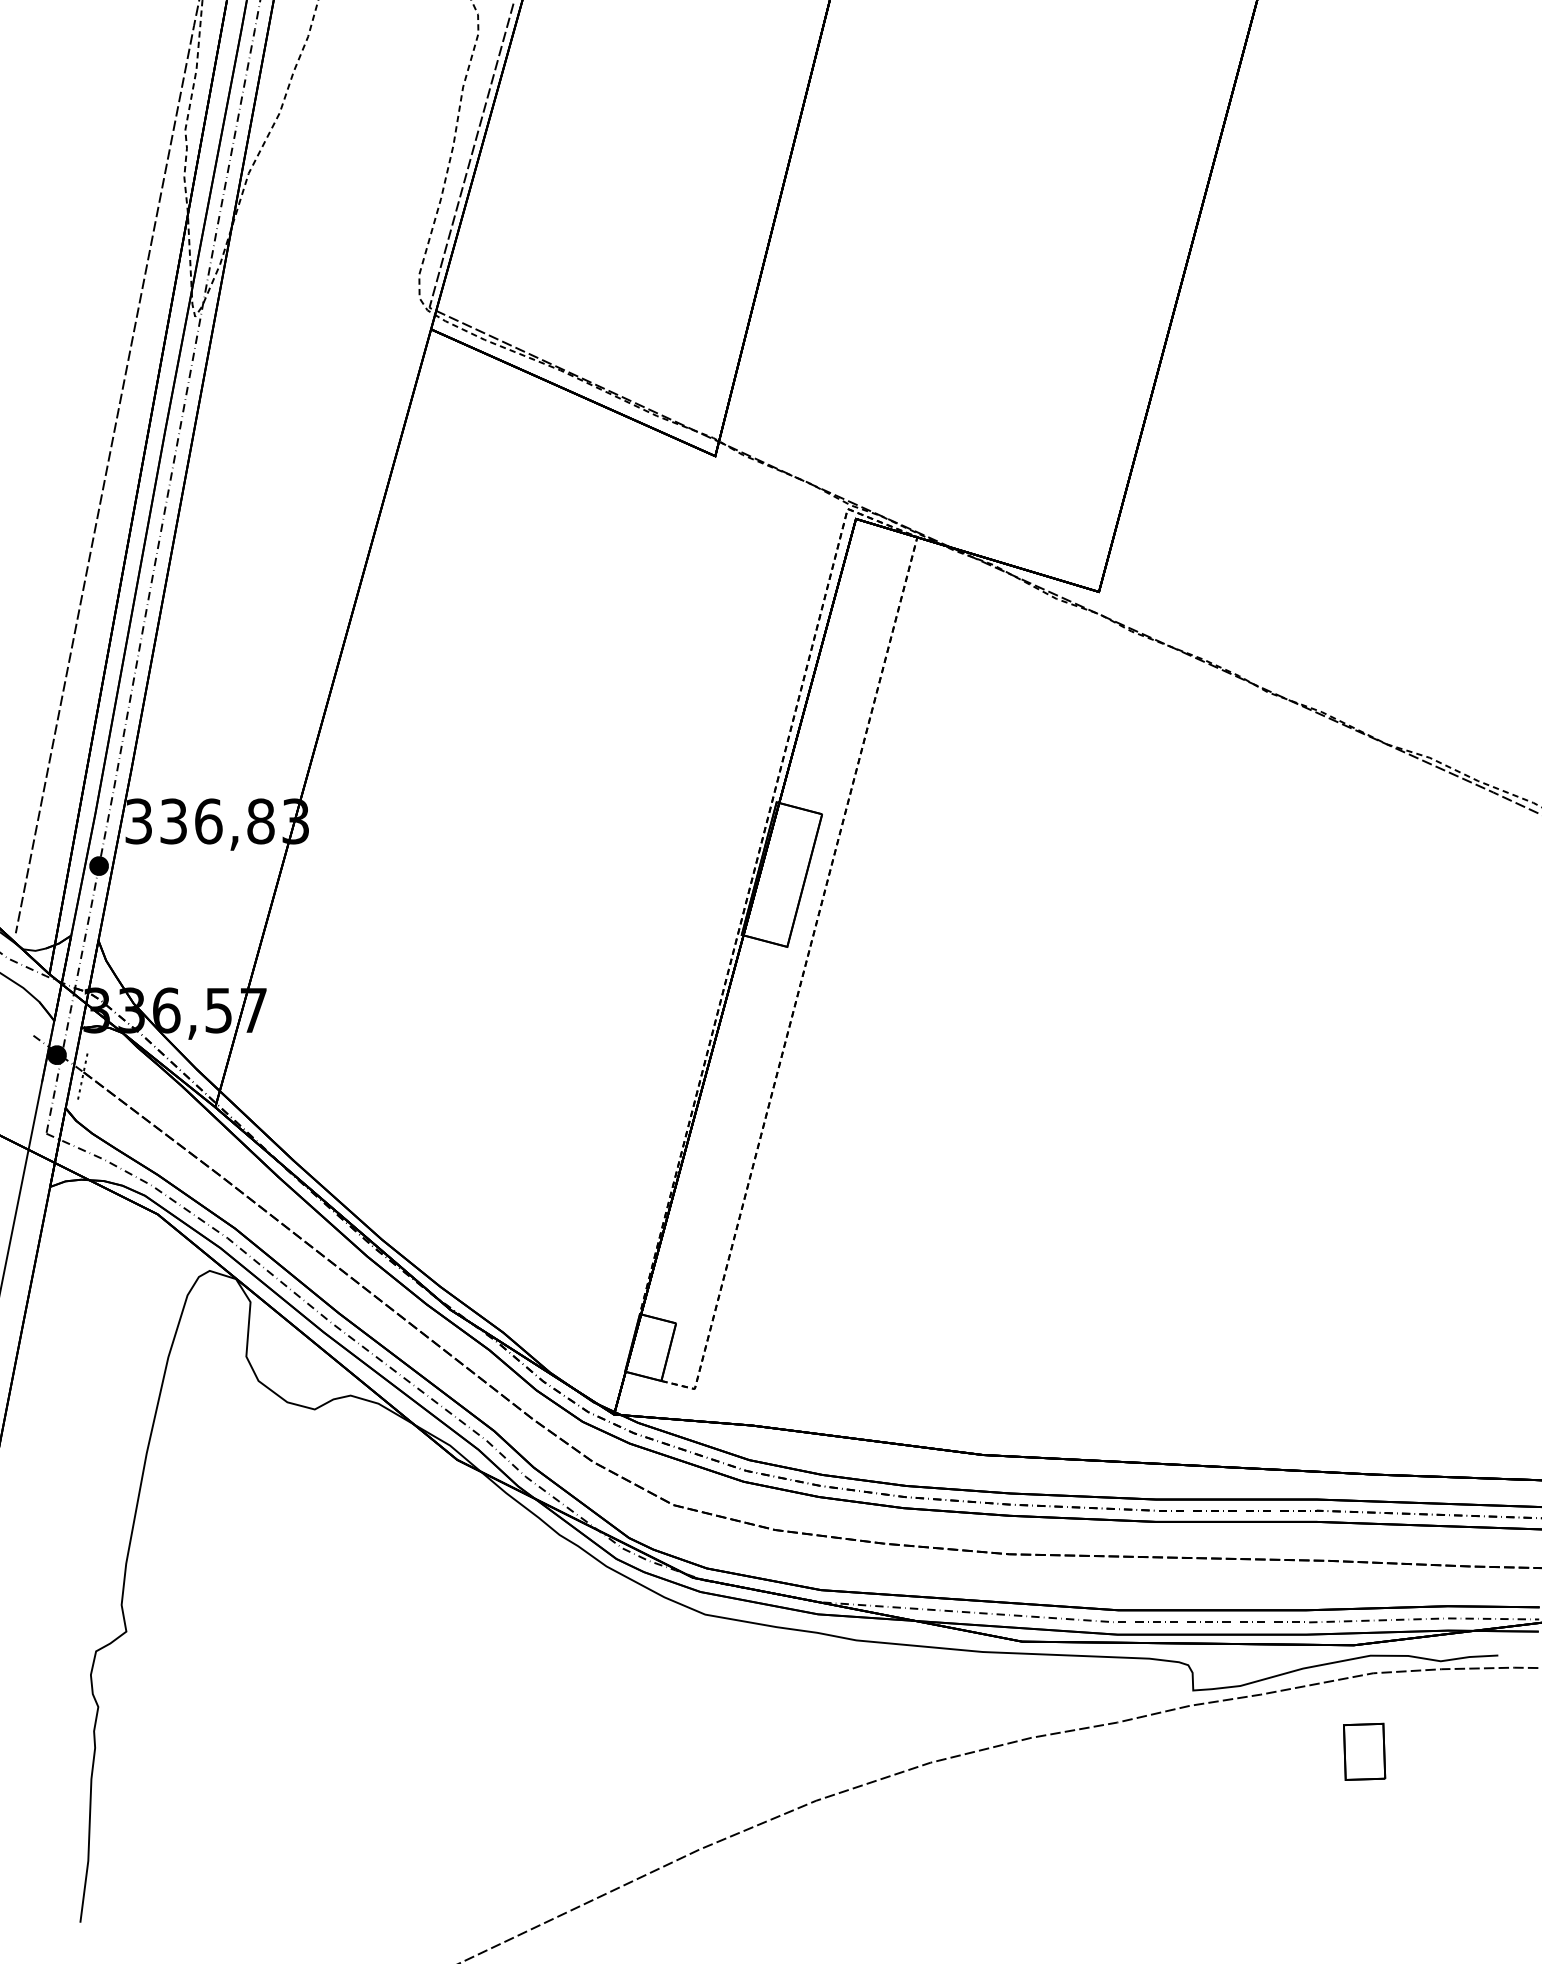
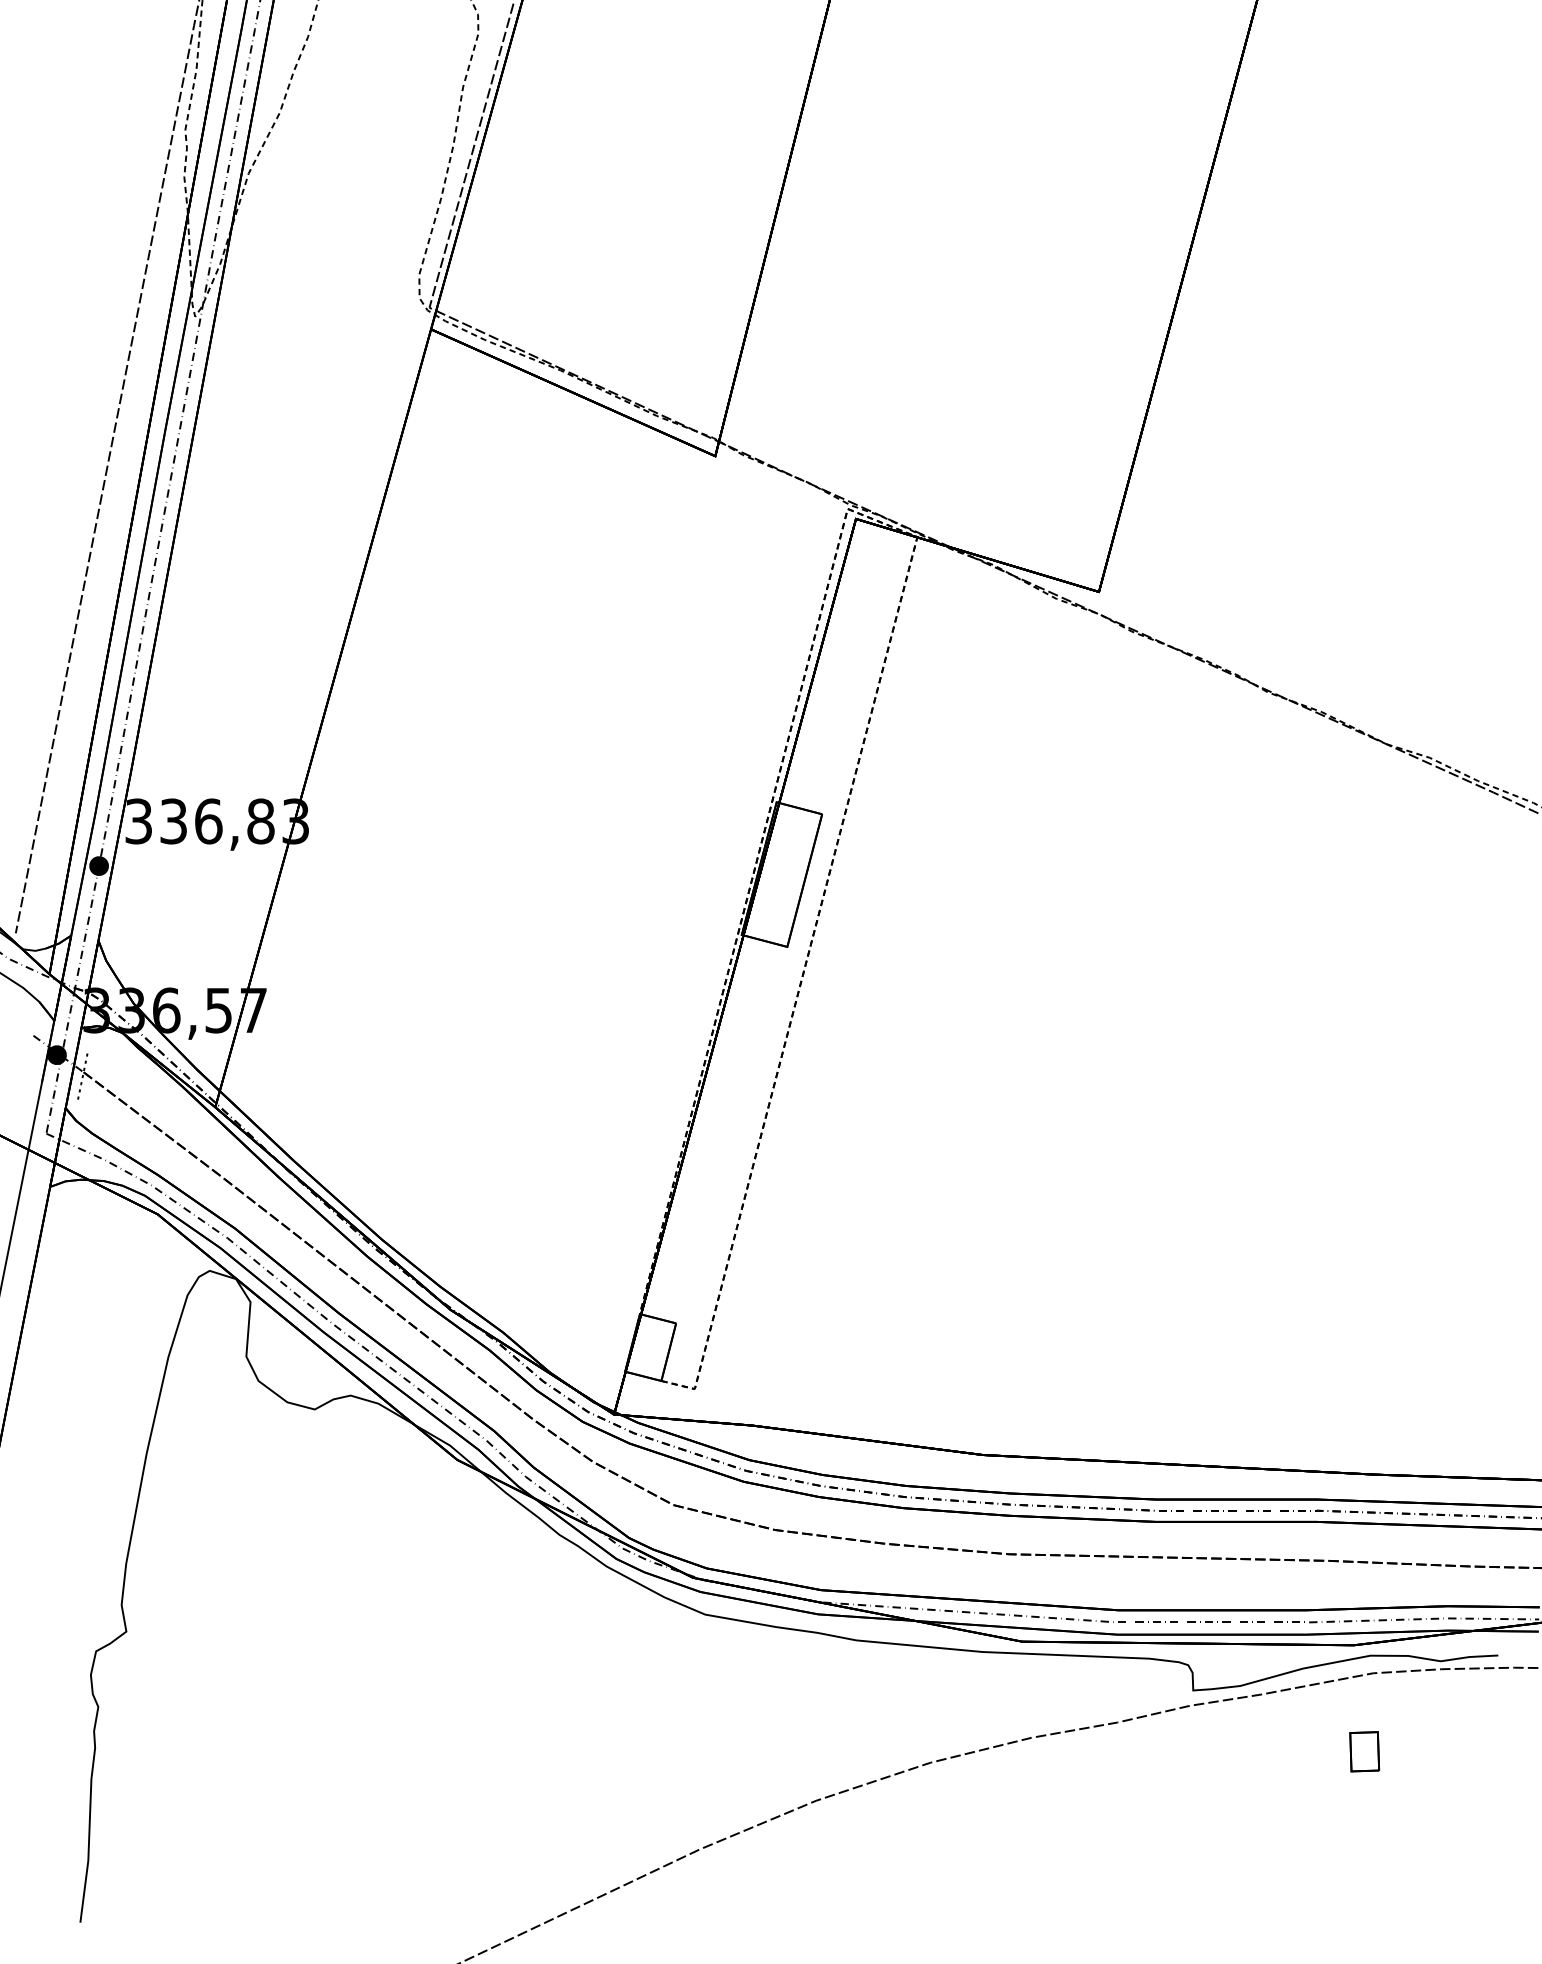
part size: 44x59 px -> 32x42 px (1364, 1751)
